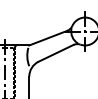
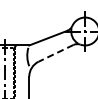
line: solid -> dashed (55, 53)
